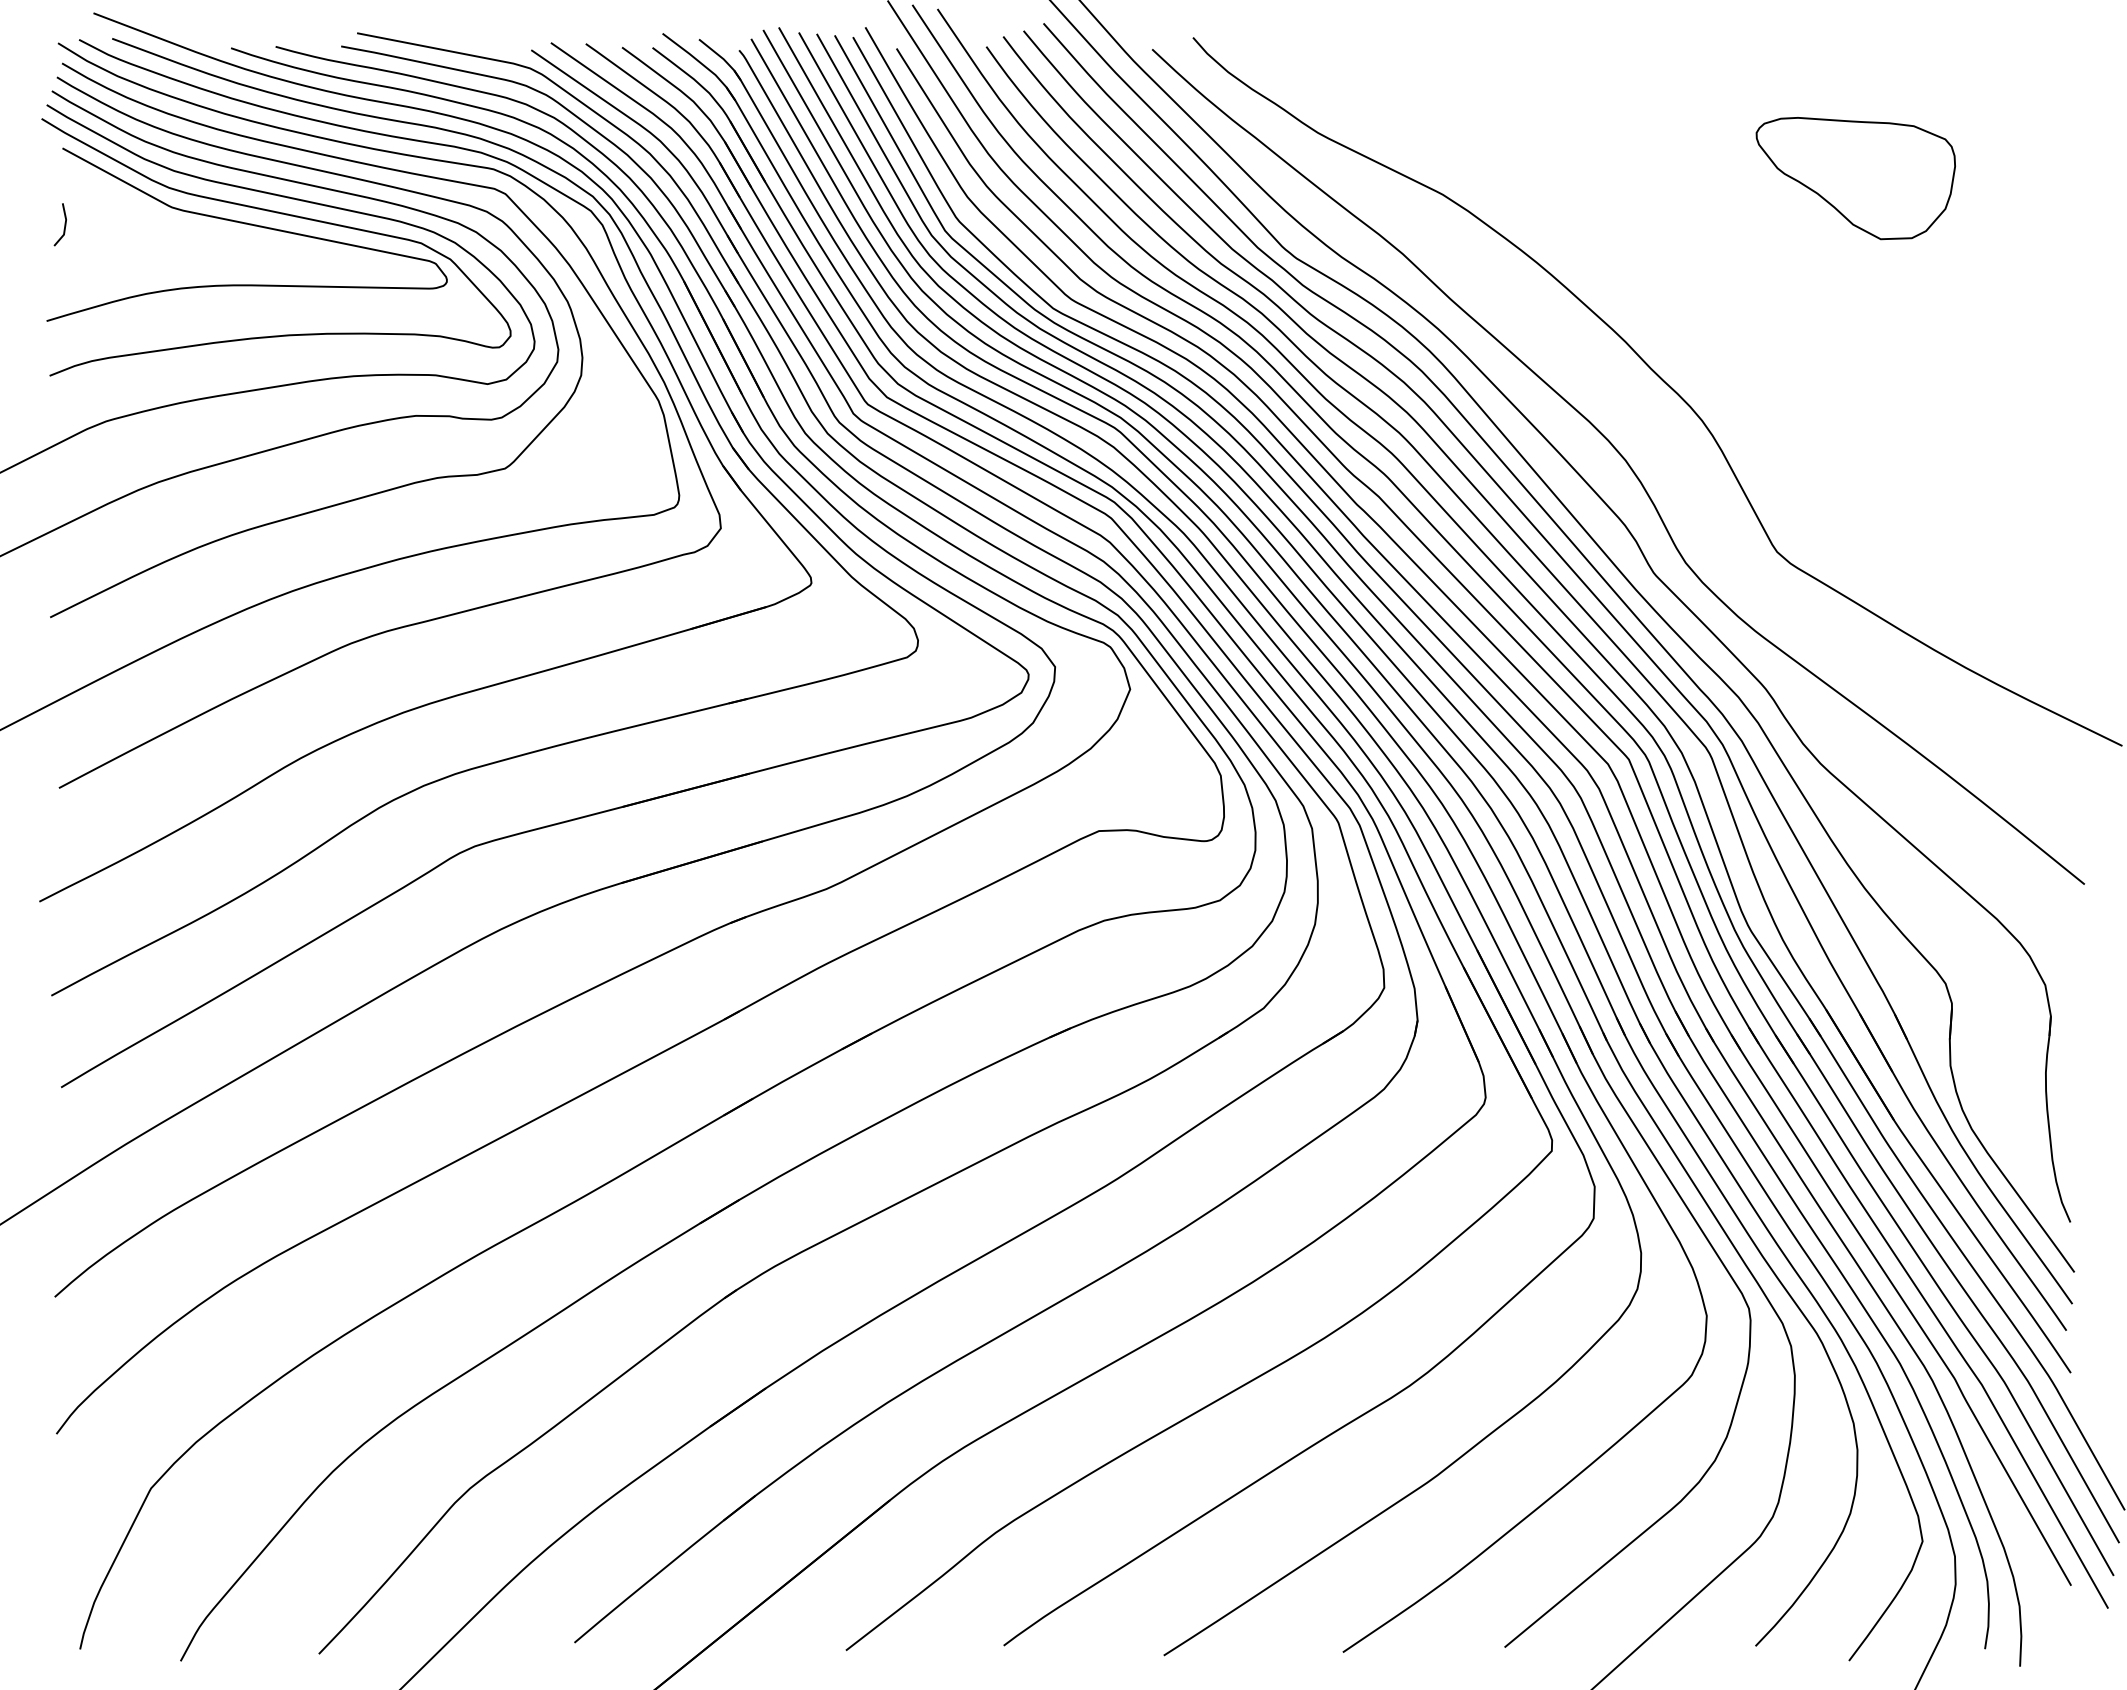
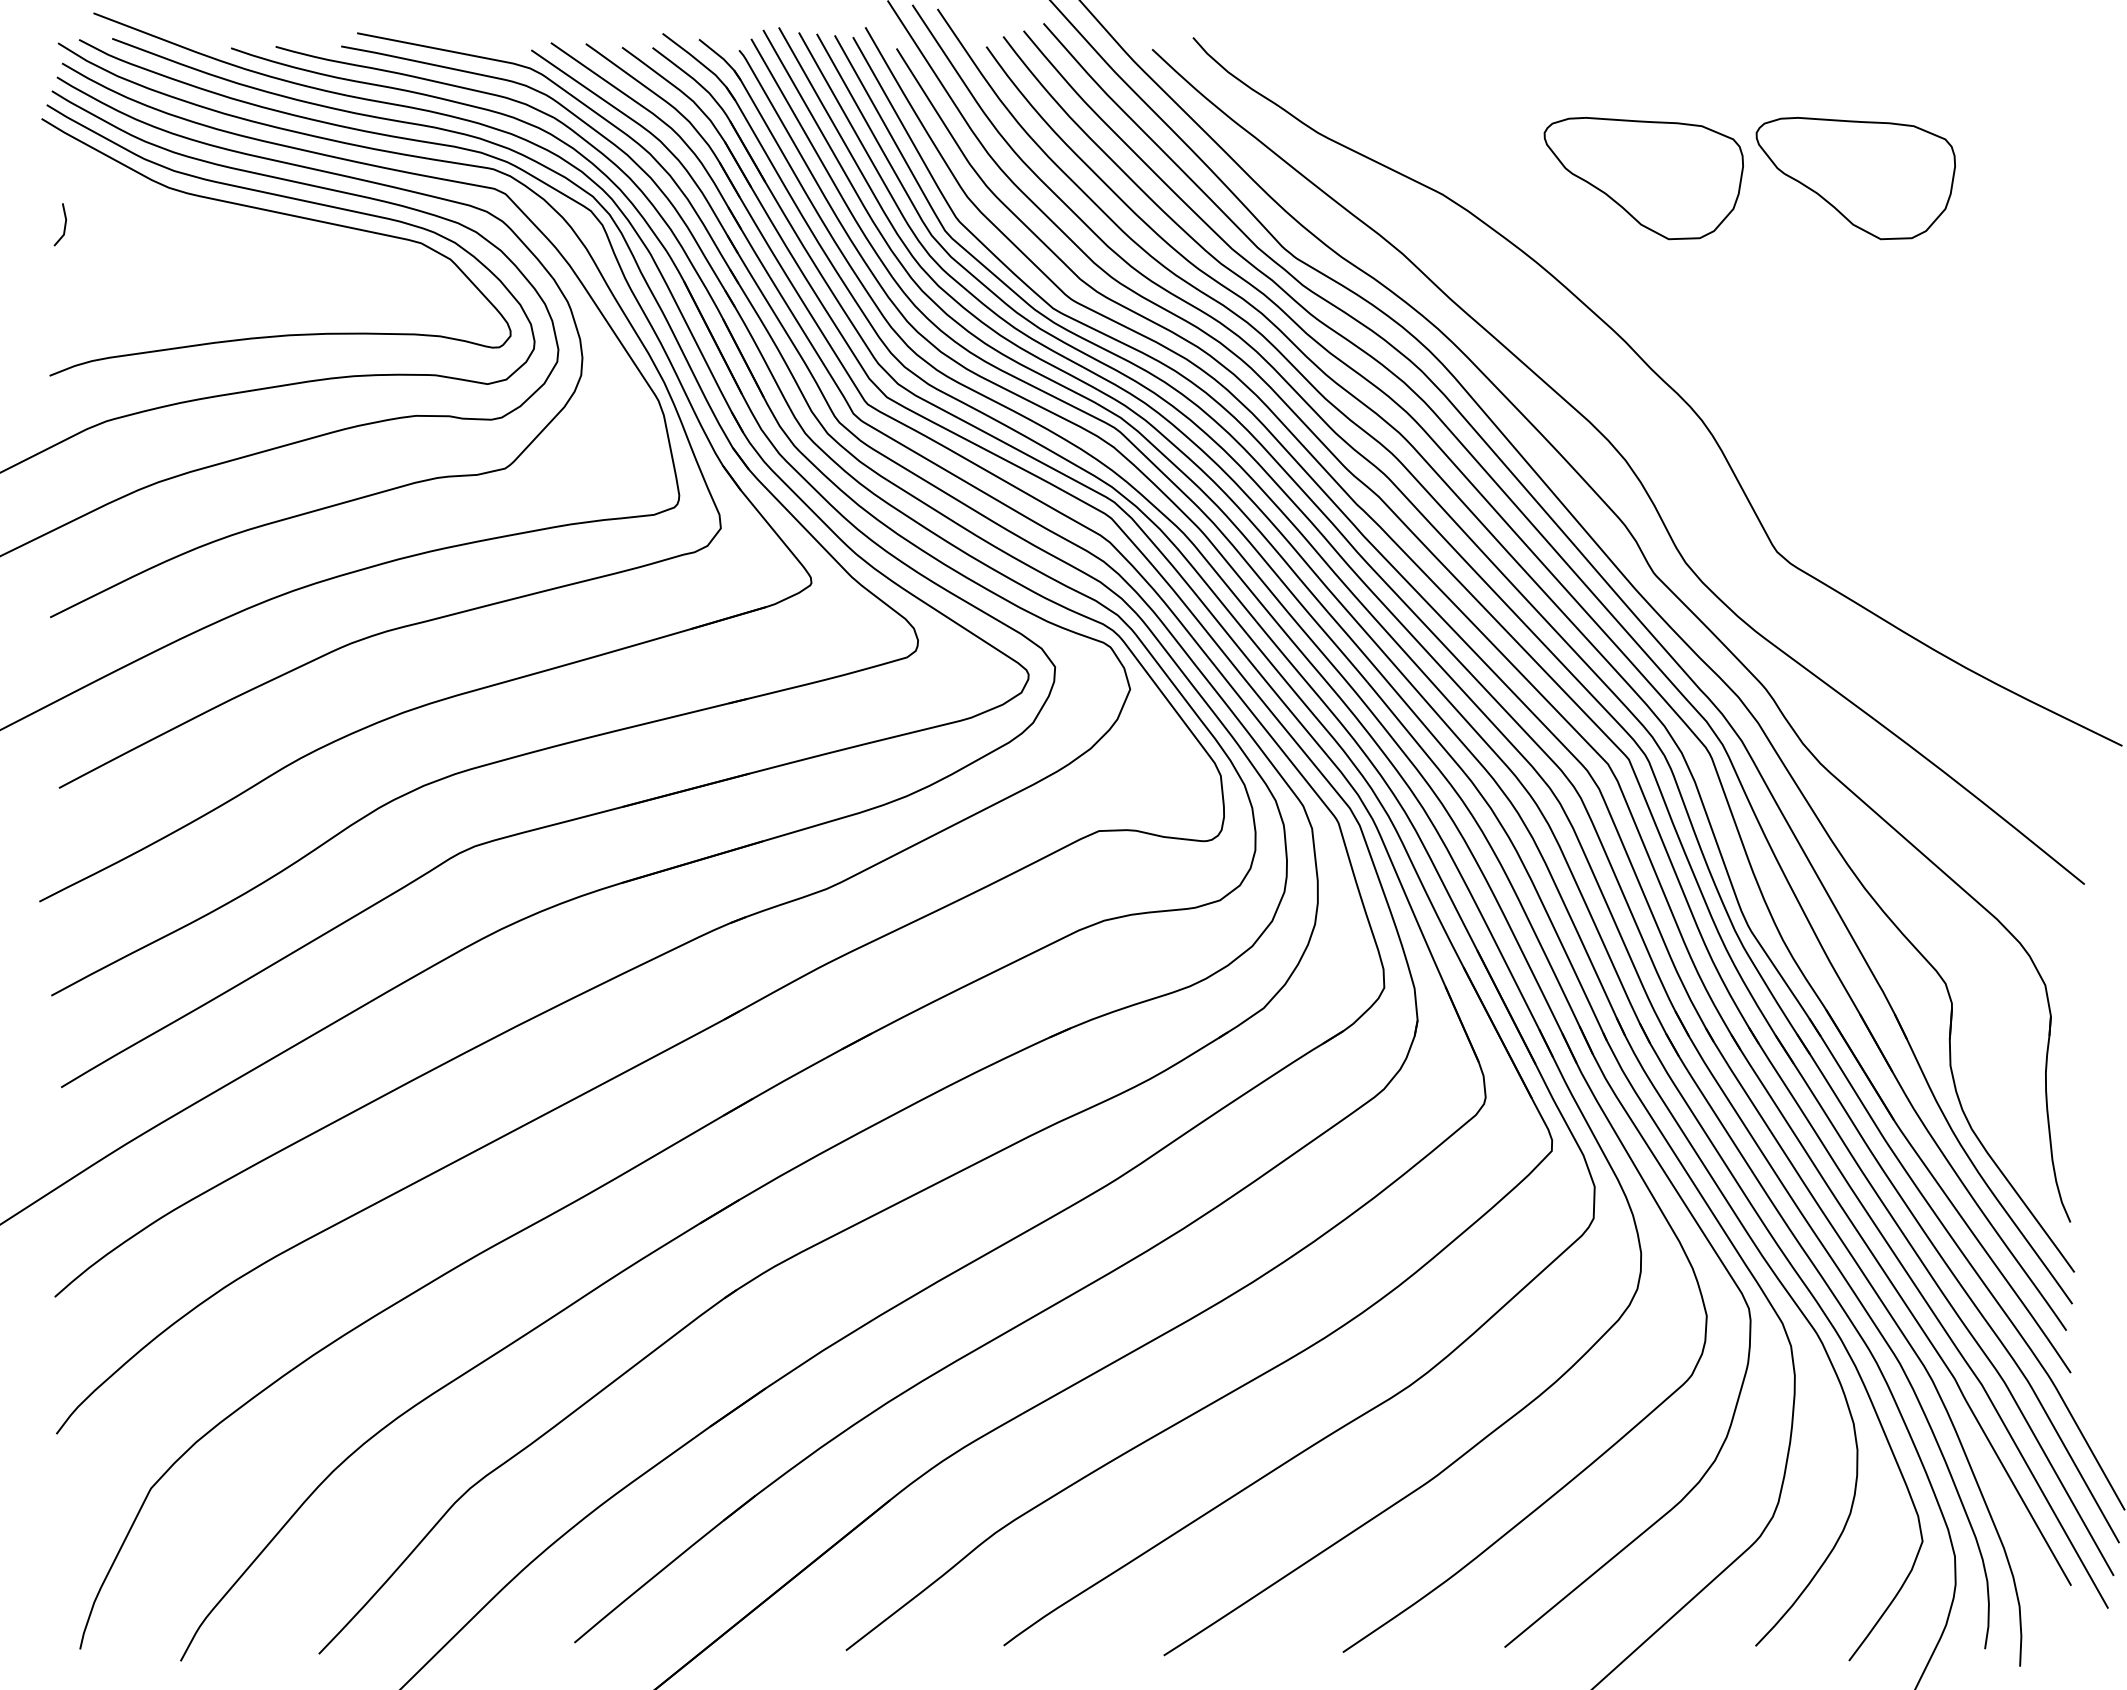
part: none -> present (1643, 178)
curve: present -> none (249, 225)
